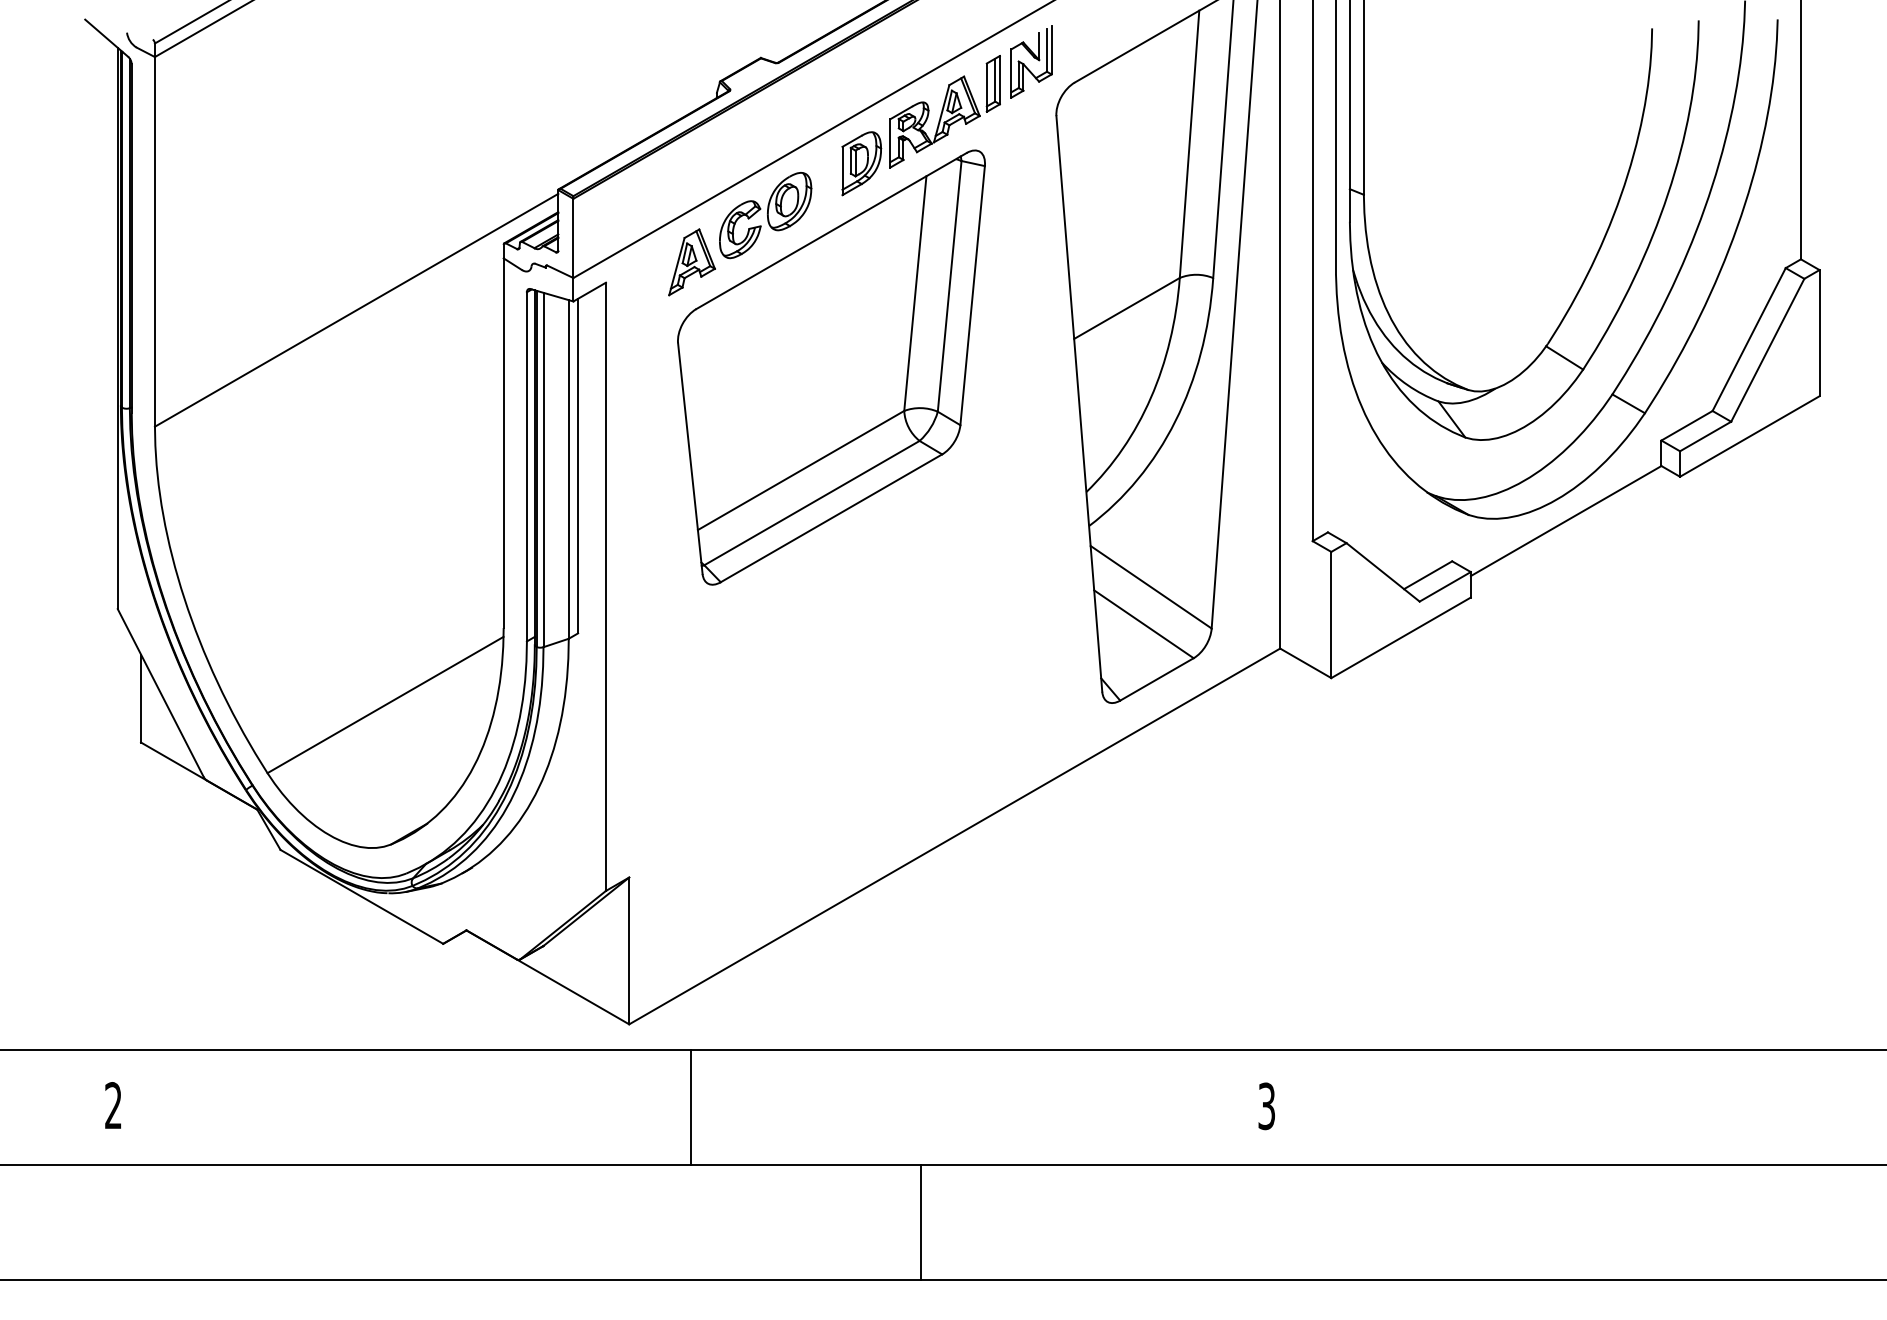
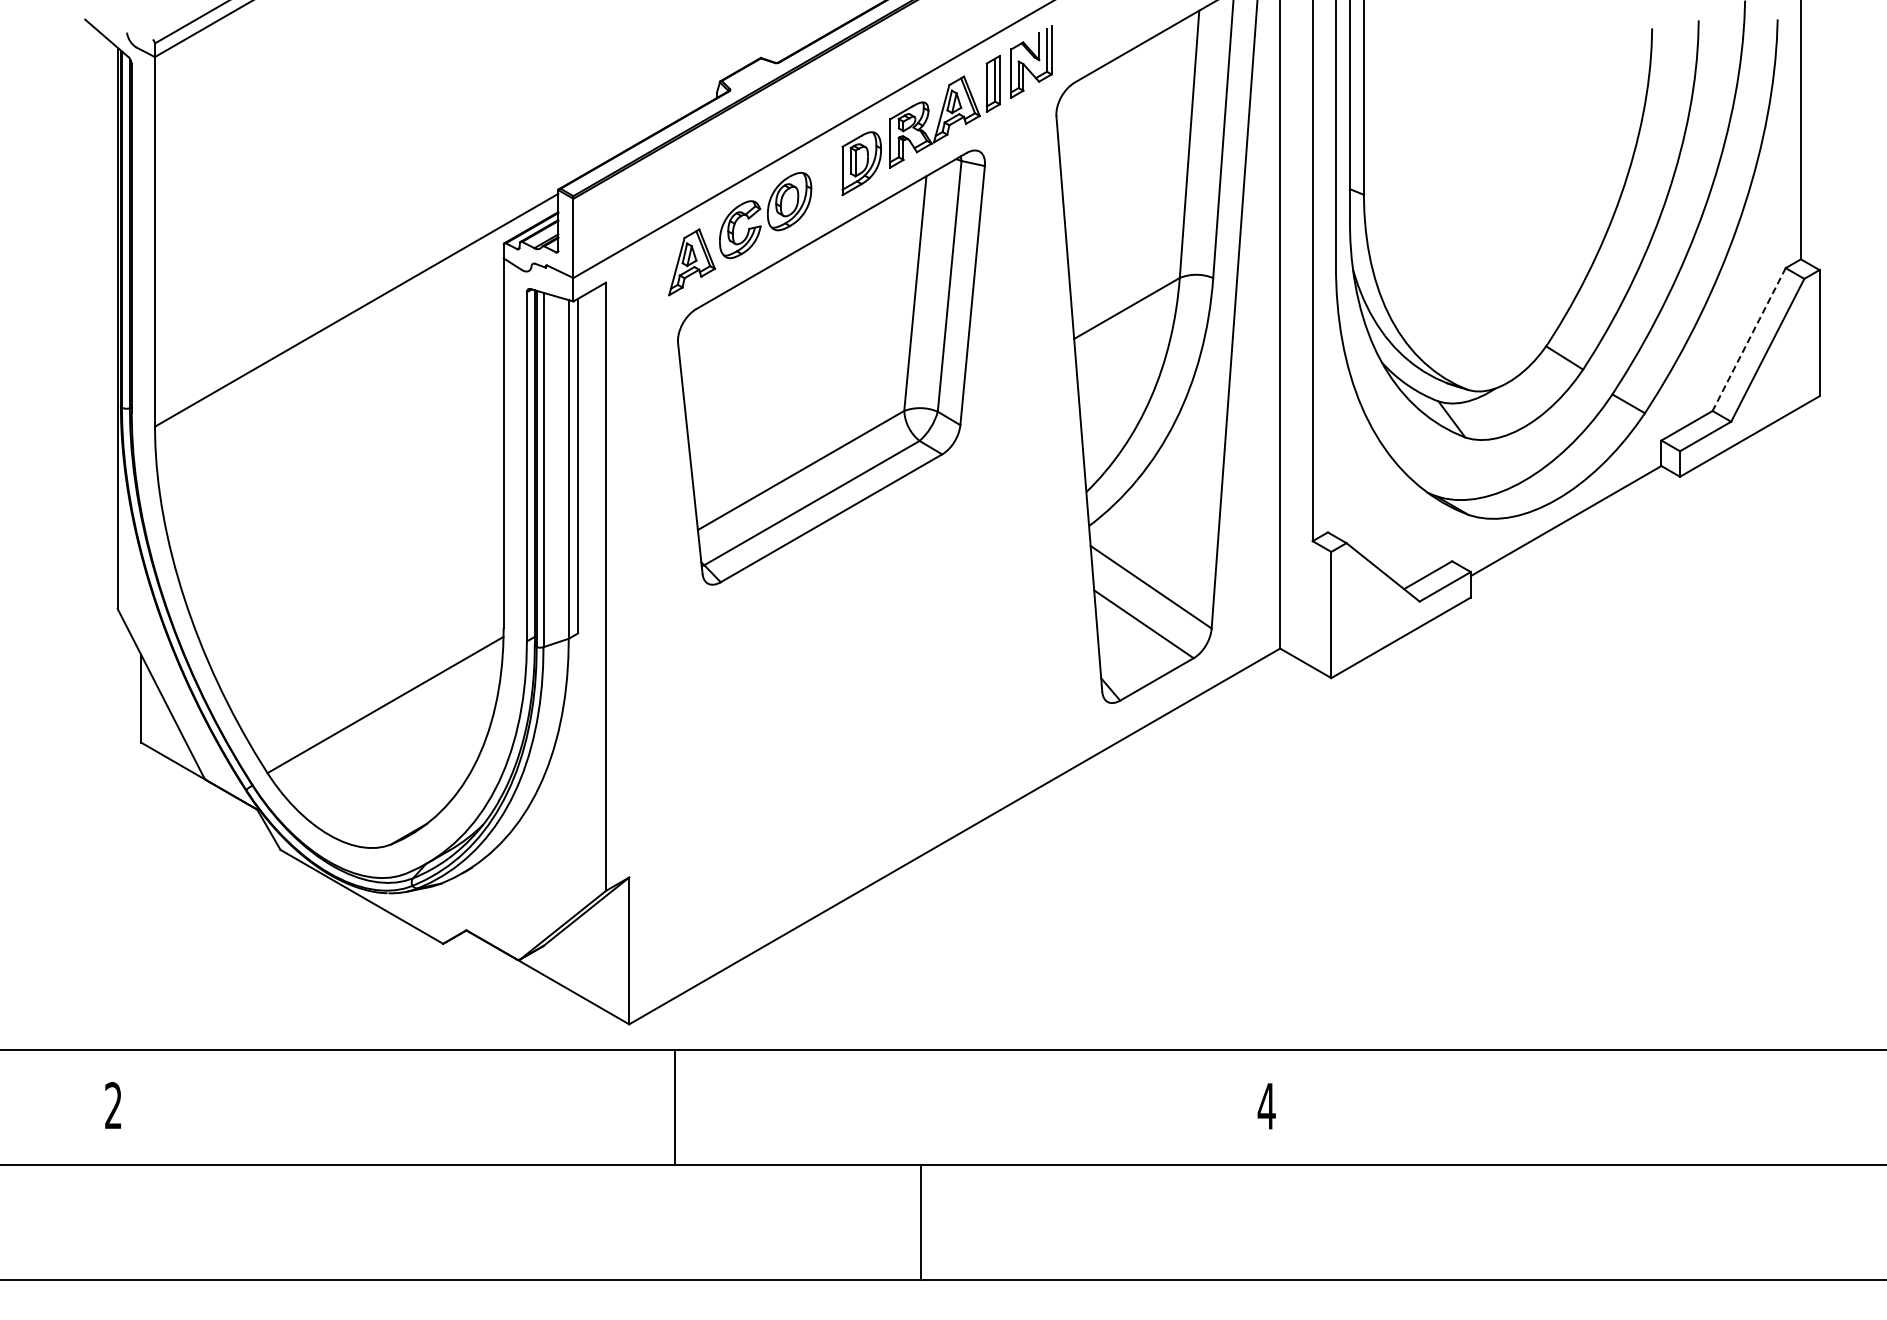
line: solid -> dashed (1748, 340)
text: 3 -> 4 (1266, 1106)
line position: (690, 1107) -> (674, 1107) (674, 1107)
